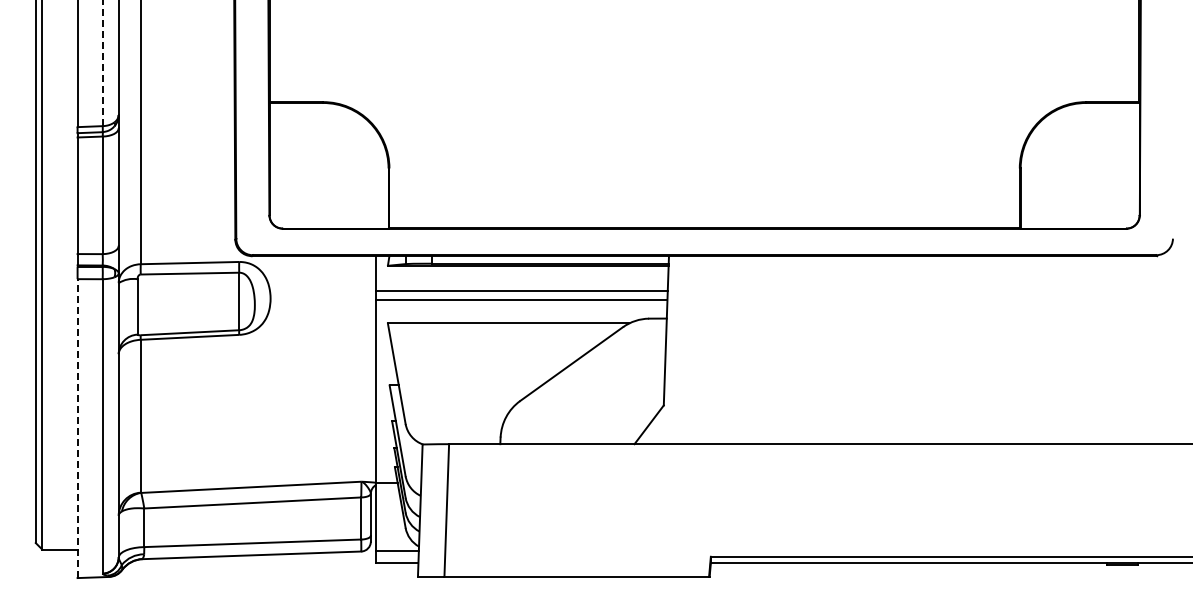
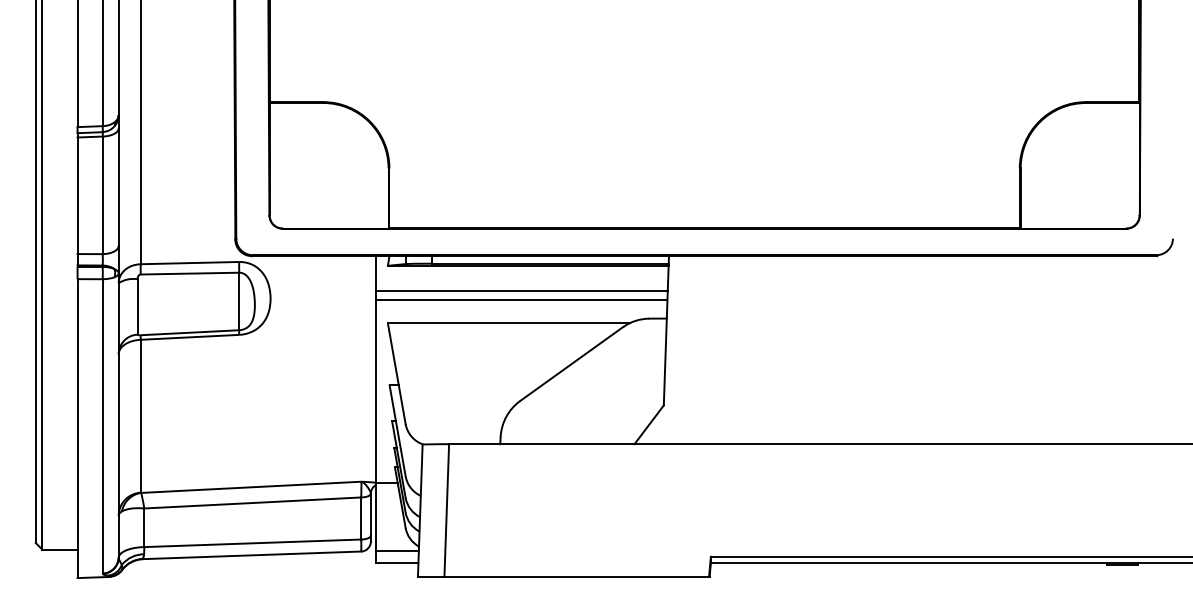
line: dashed -> solid (102, 63)
line: dashed -> solid (77, 428)
